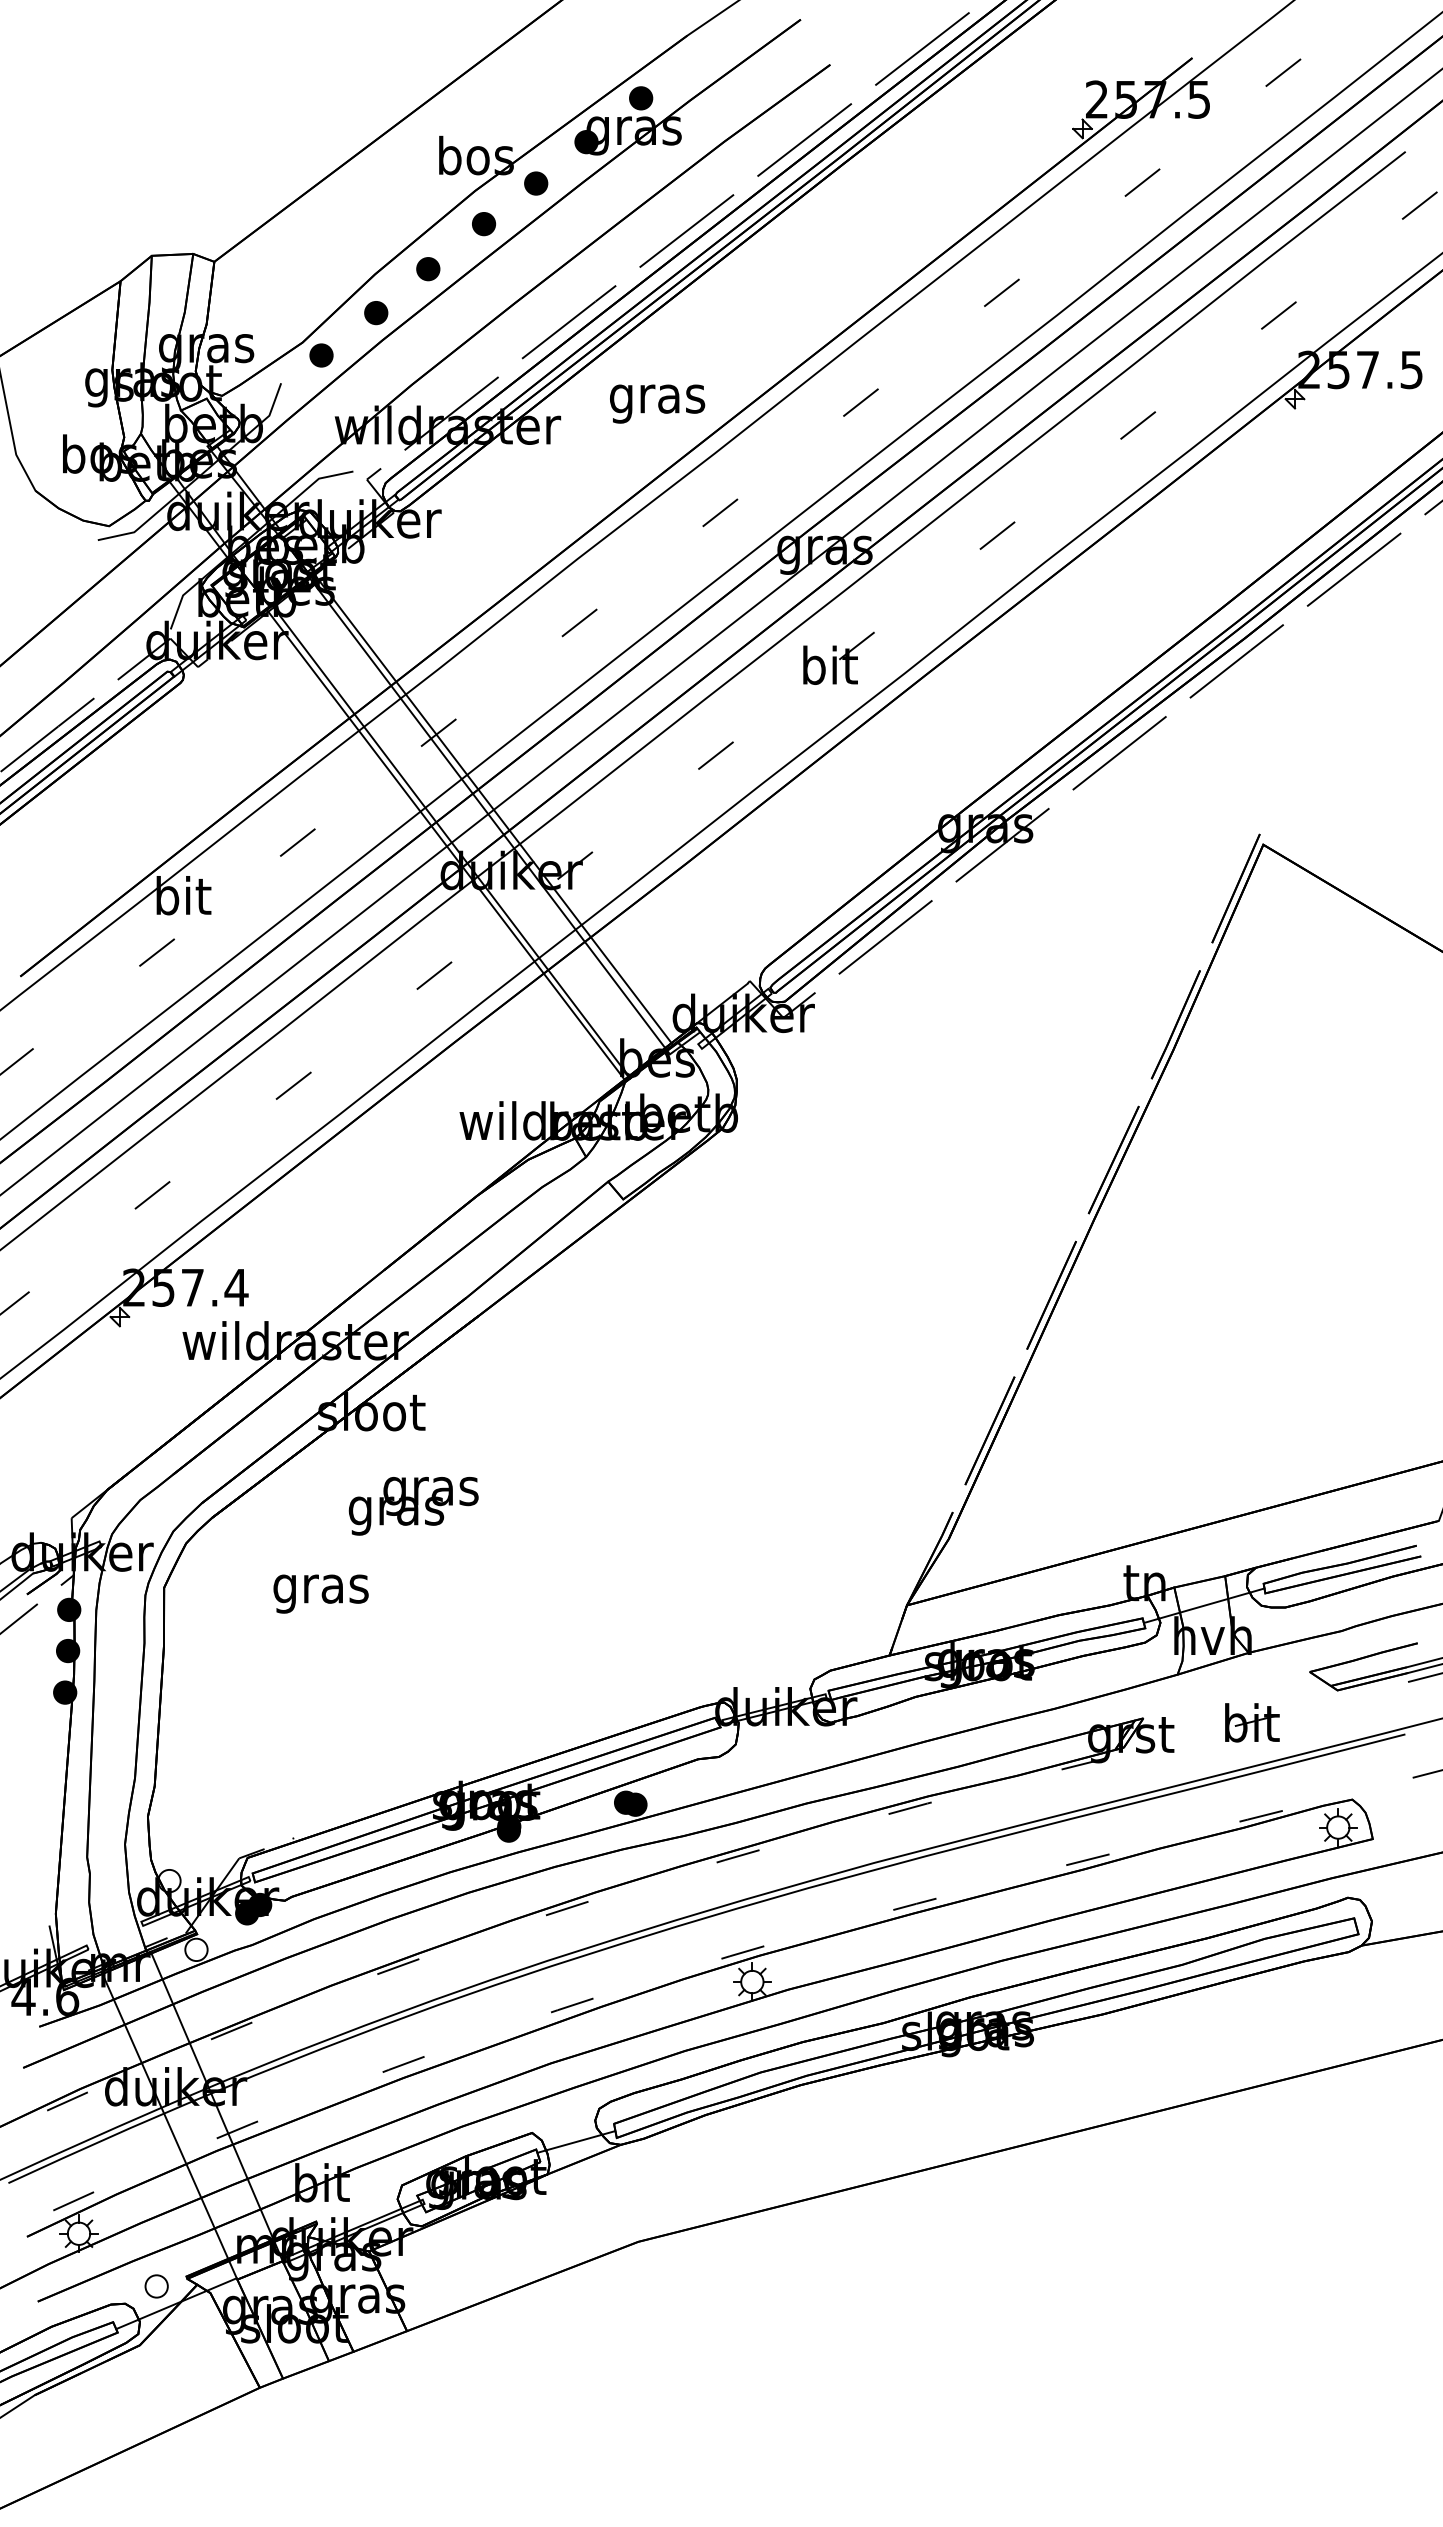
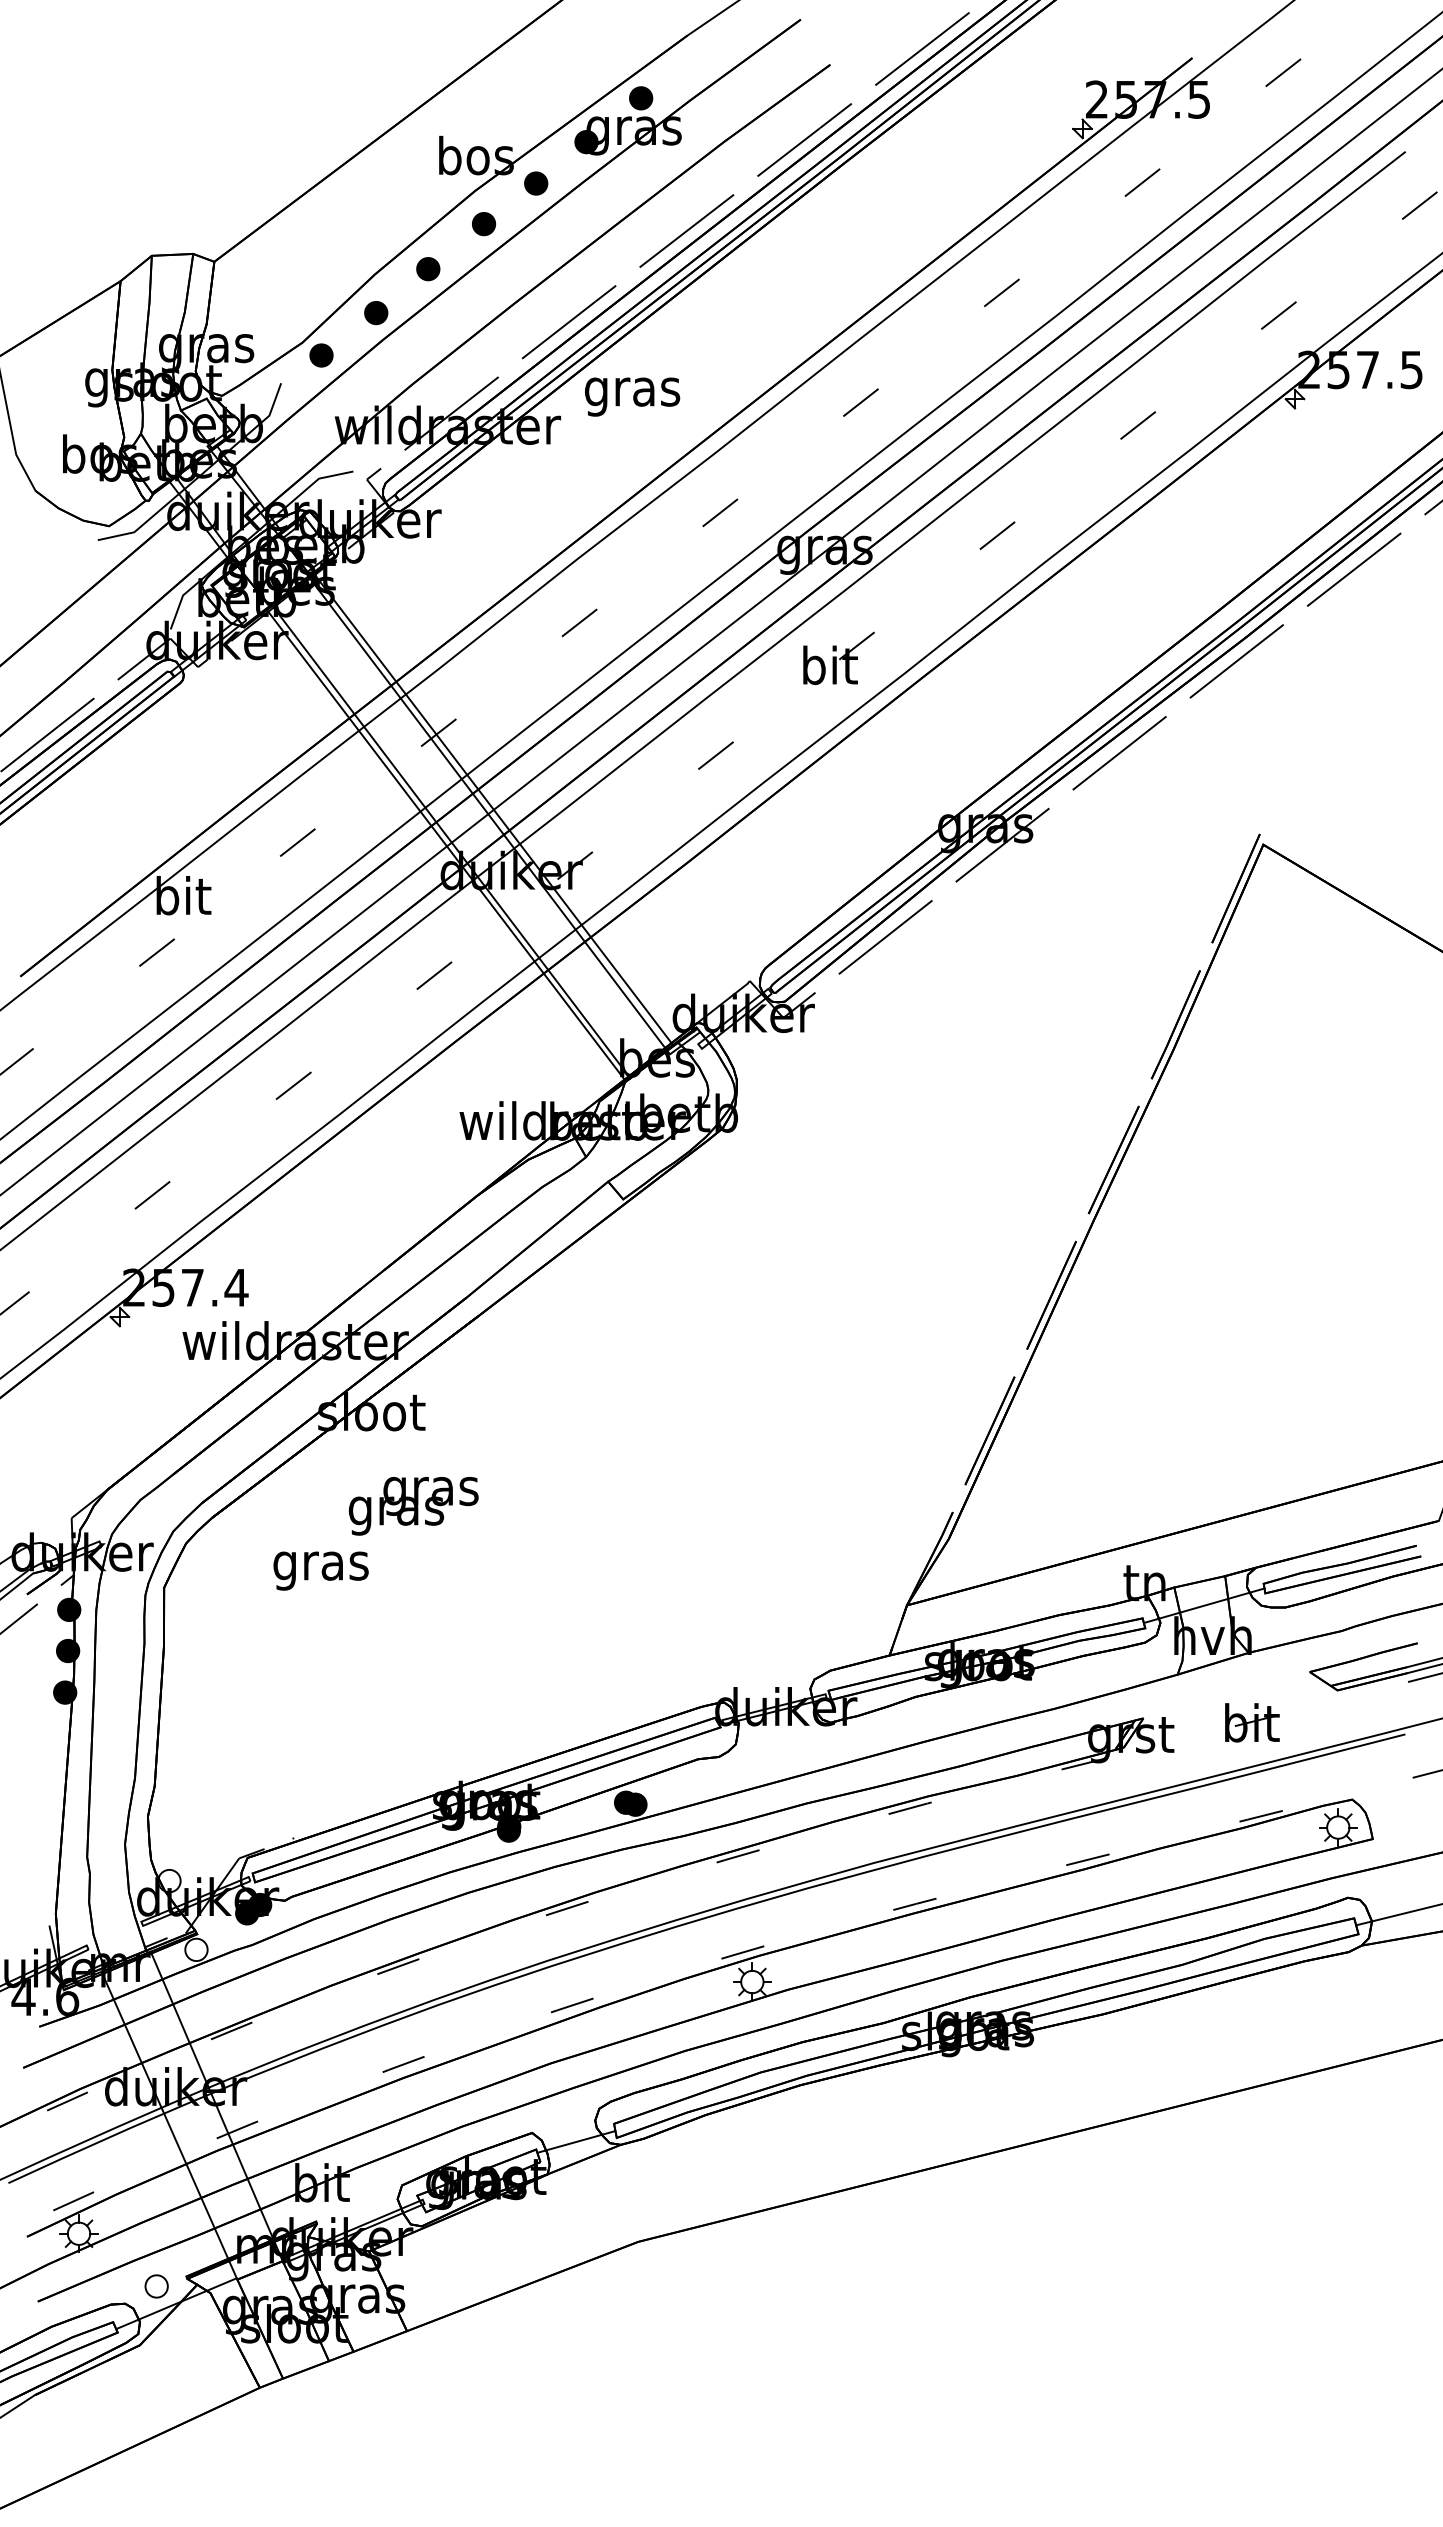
text position: (657, 403) -> (632, 396) (632, 396)
text position: (320, 1593) -> (320, 1570) (320, 1570)
line: none -> present (1397, 1914)
